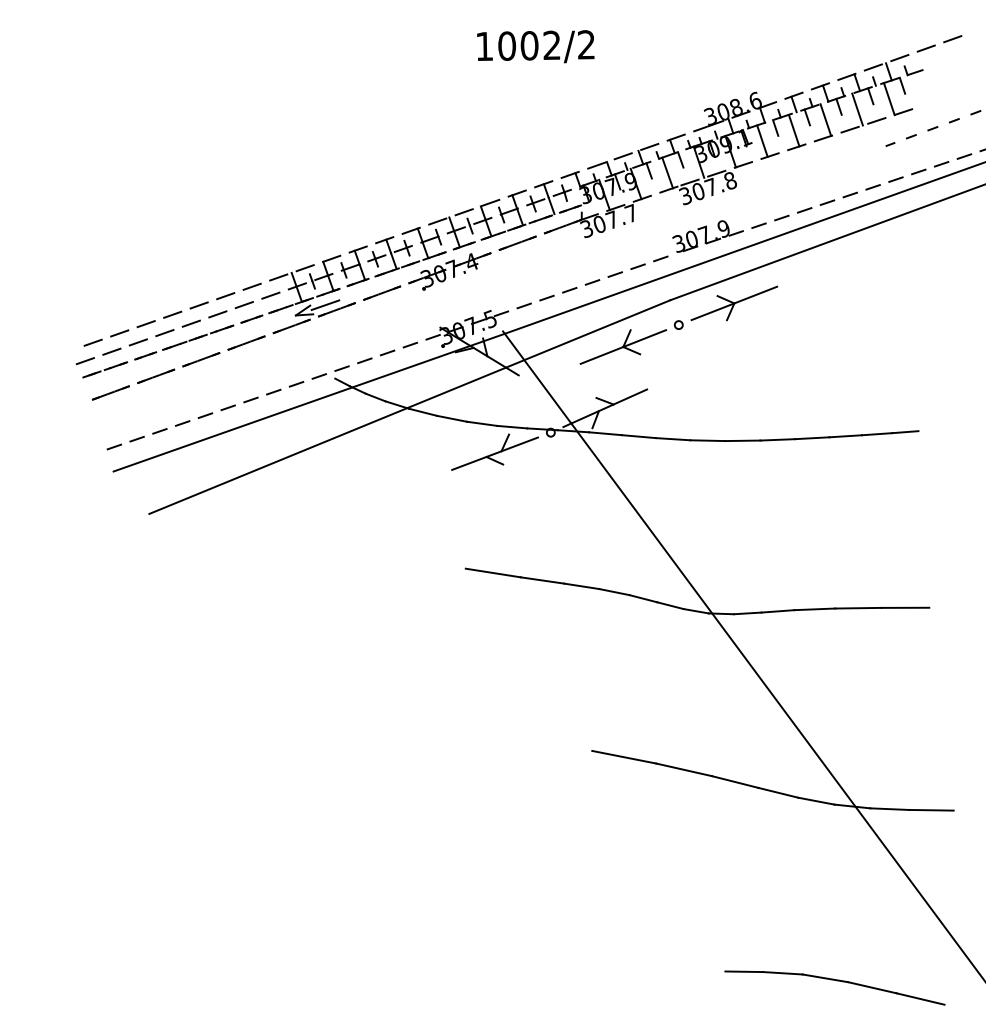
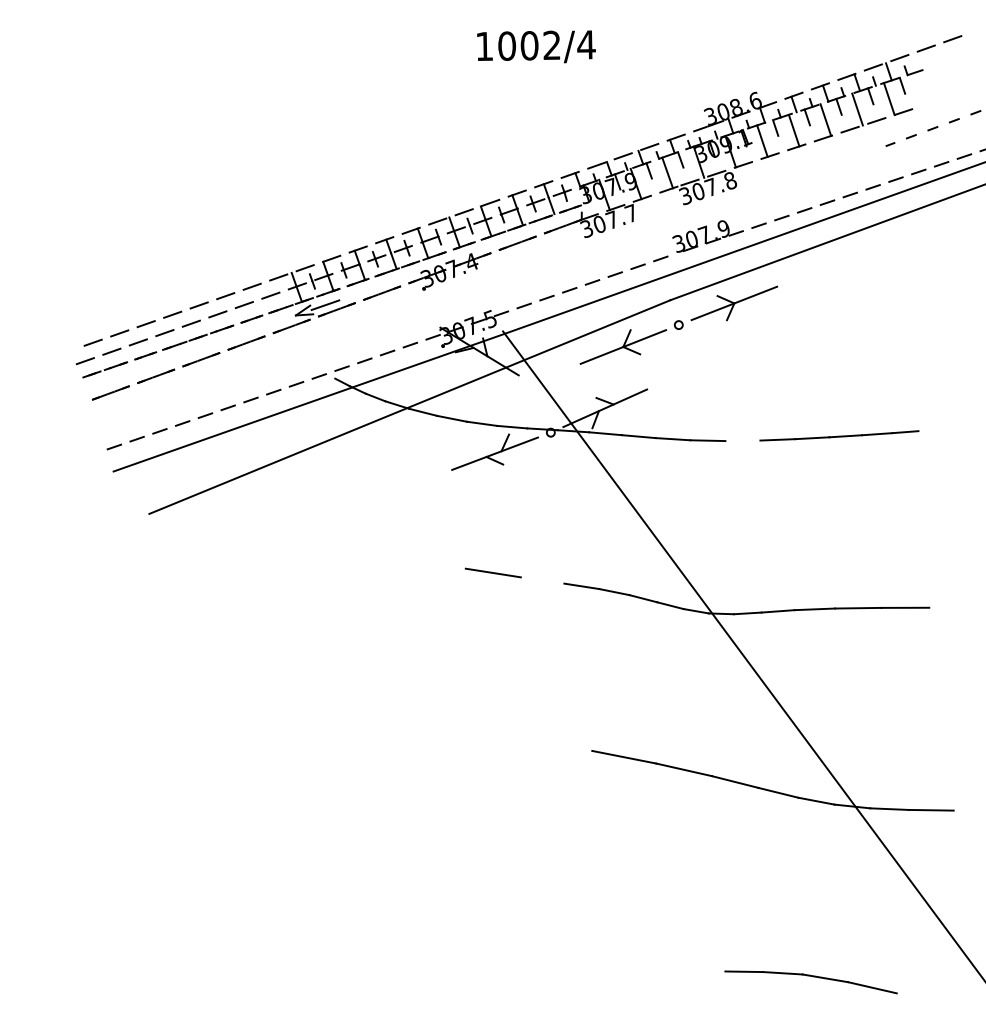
text: 1002/2 -> 1002/4 (586, 44)
line: present -> none (742, 440)
line: present -> none (542, 580)
line: present -> none (920, 998)
